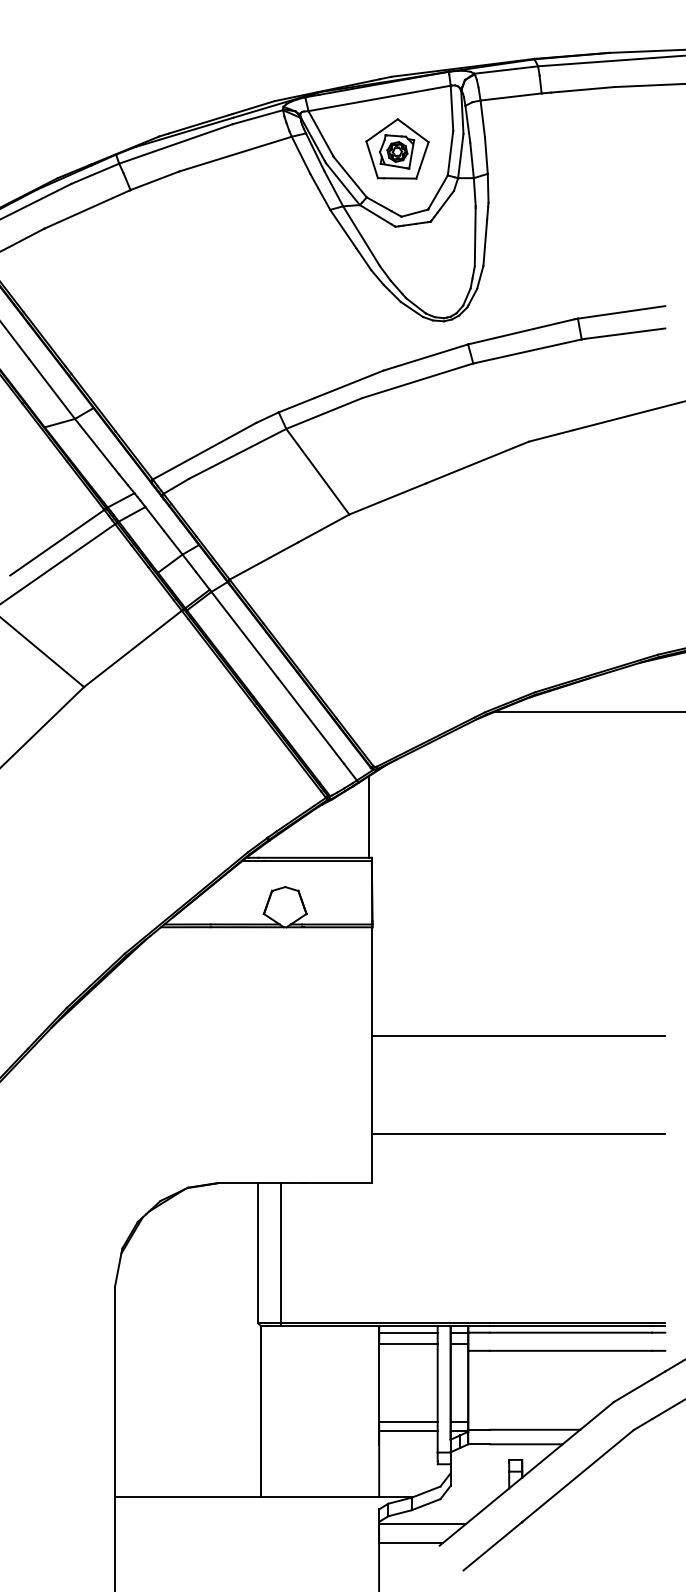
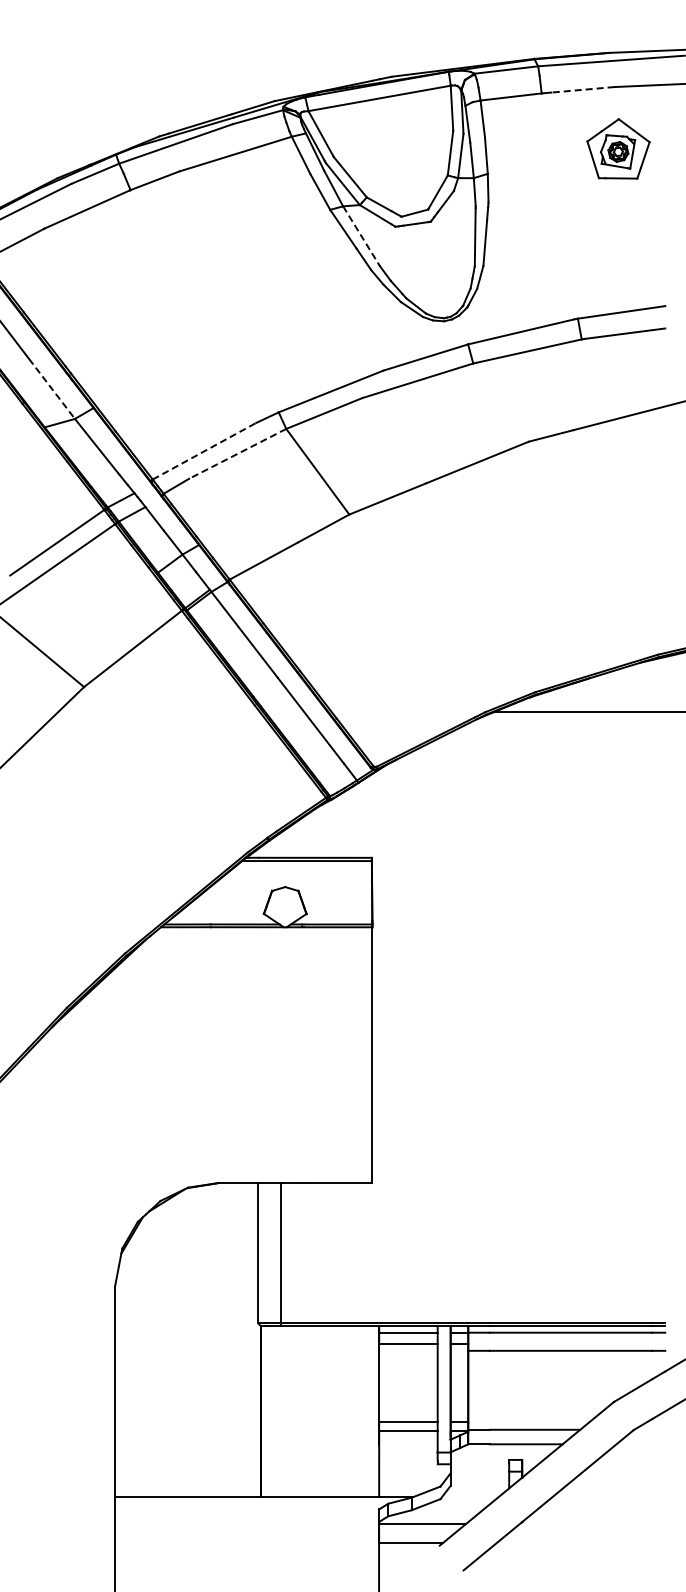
line: solid -> dashed (582, 89)
part position: (397, 148) -> (618, 148) (618, 148)
line: solid -> dashed (361, 236)
line: solid -> dashed (52, 388)
line: solid -> dashed (204, 450)
line: solid -> dashed (237, 453)
line: present -> none (368, 816)
line: present -> none (518, 1035)
line: present -> none (518, 1133)
